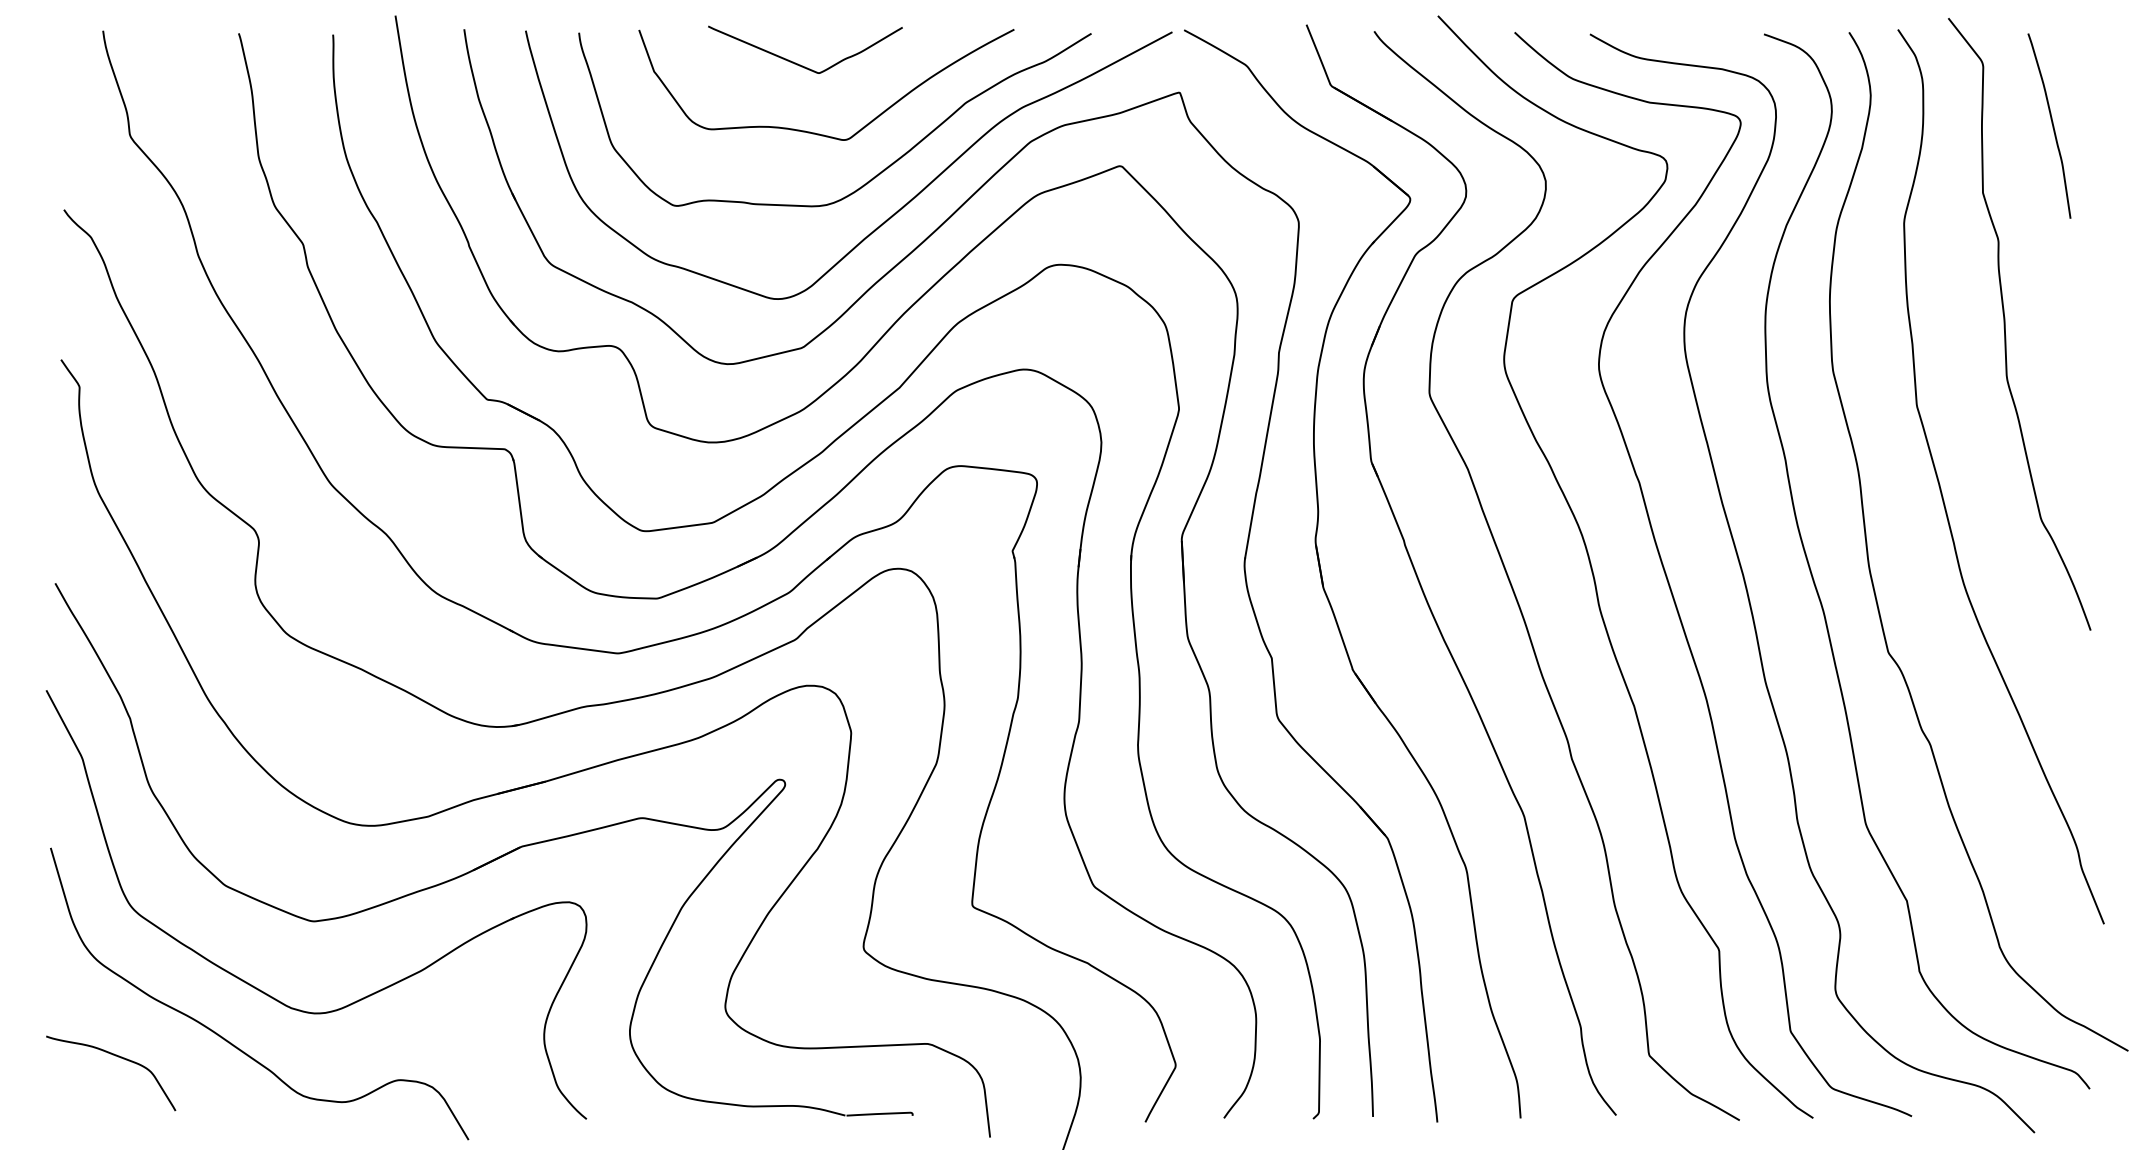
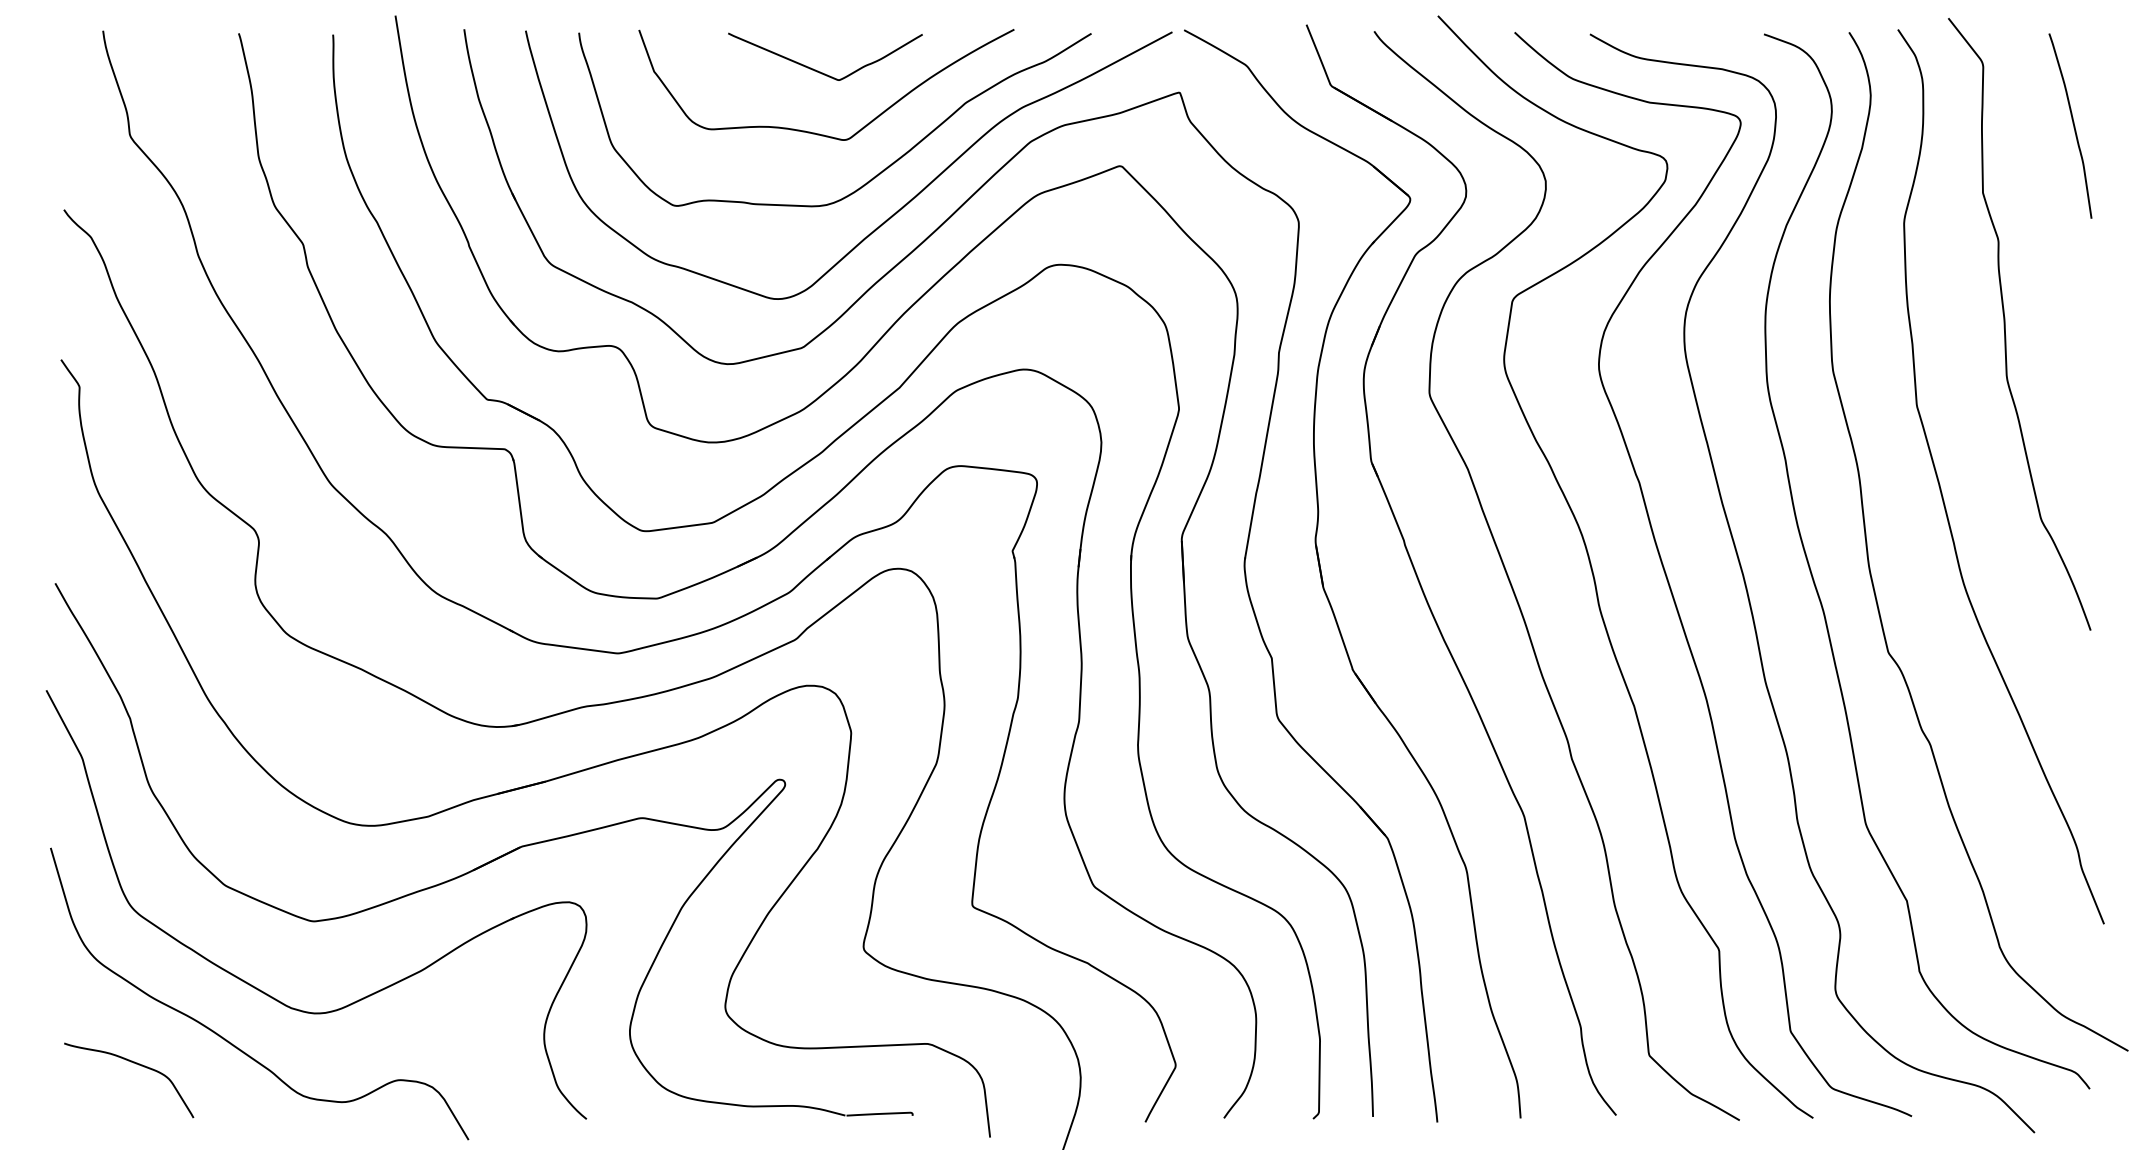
curve position: (798, 63) -> (818, 70) (818, 70)
curve position: (2051, 123) -> (2072, 123) (2072, 123)
curve position: (115, 1056) -> (133, 1063) (133, 1063)
